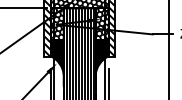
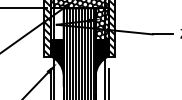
hatch: present -> none (56, 24)
line: present -> none (169, 49)
